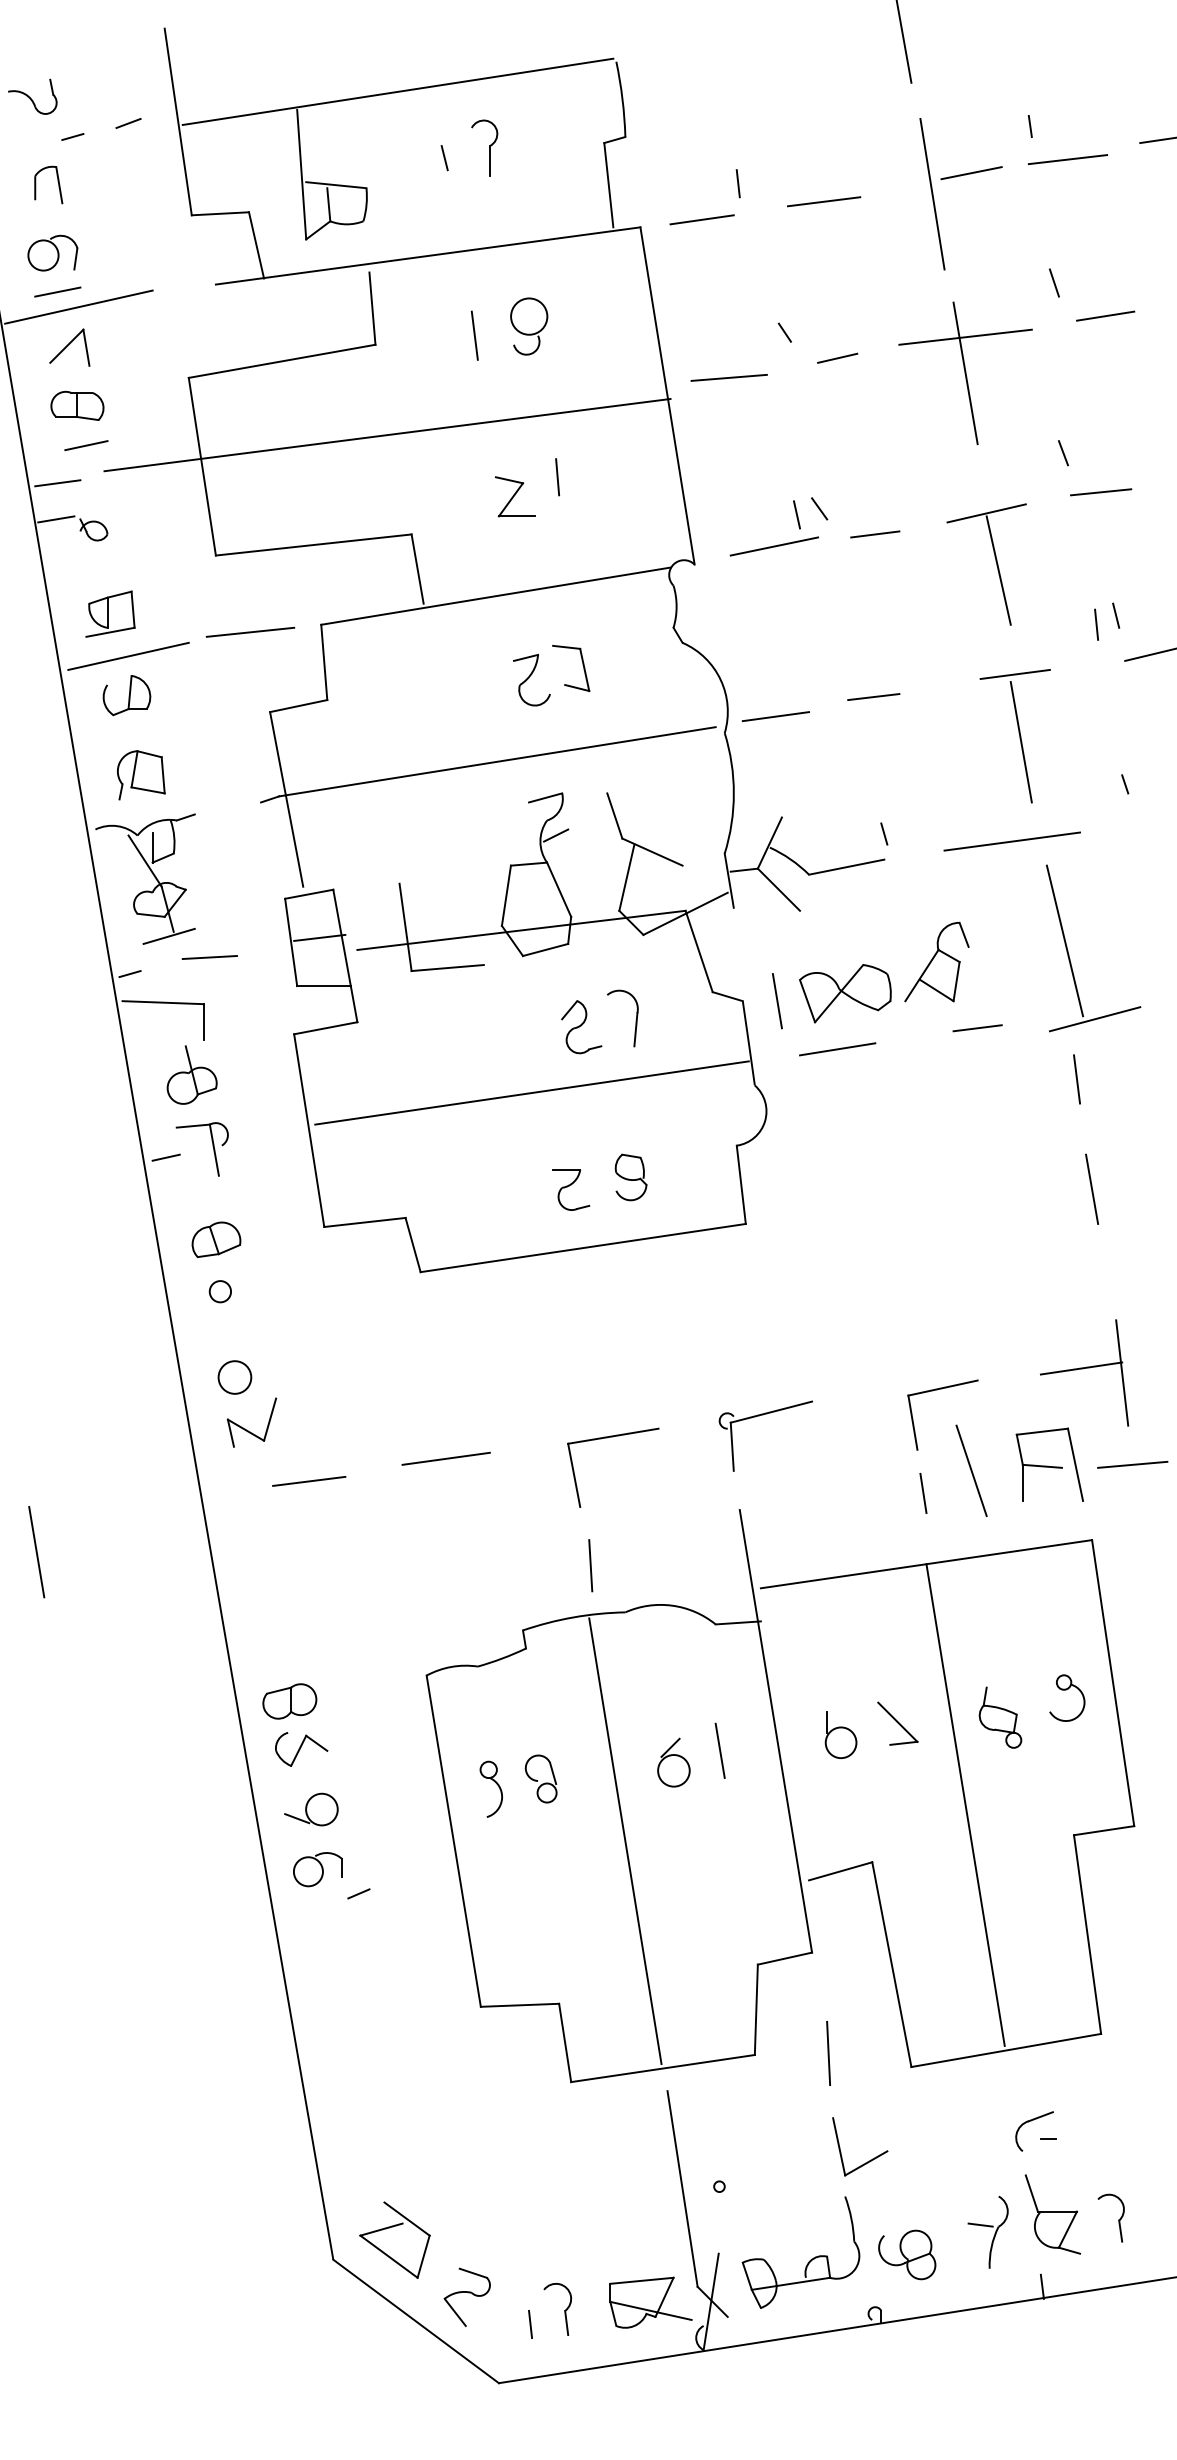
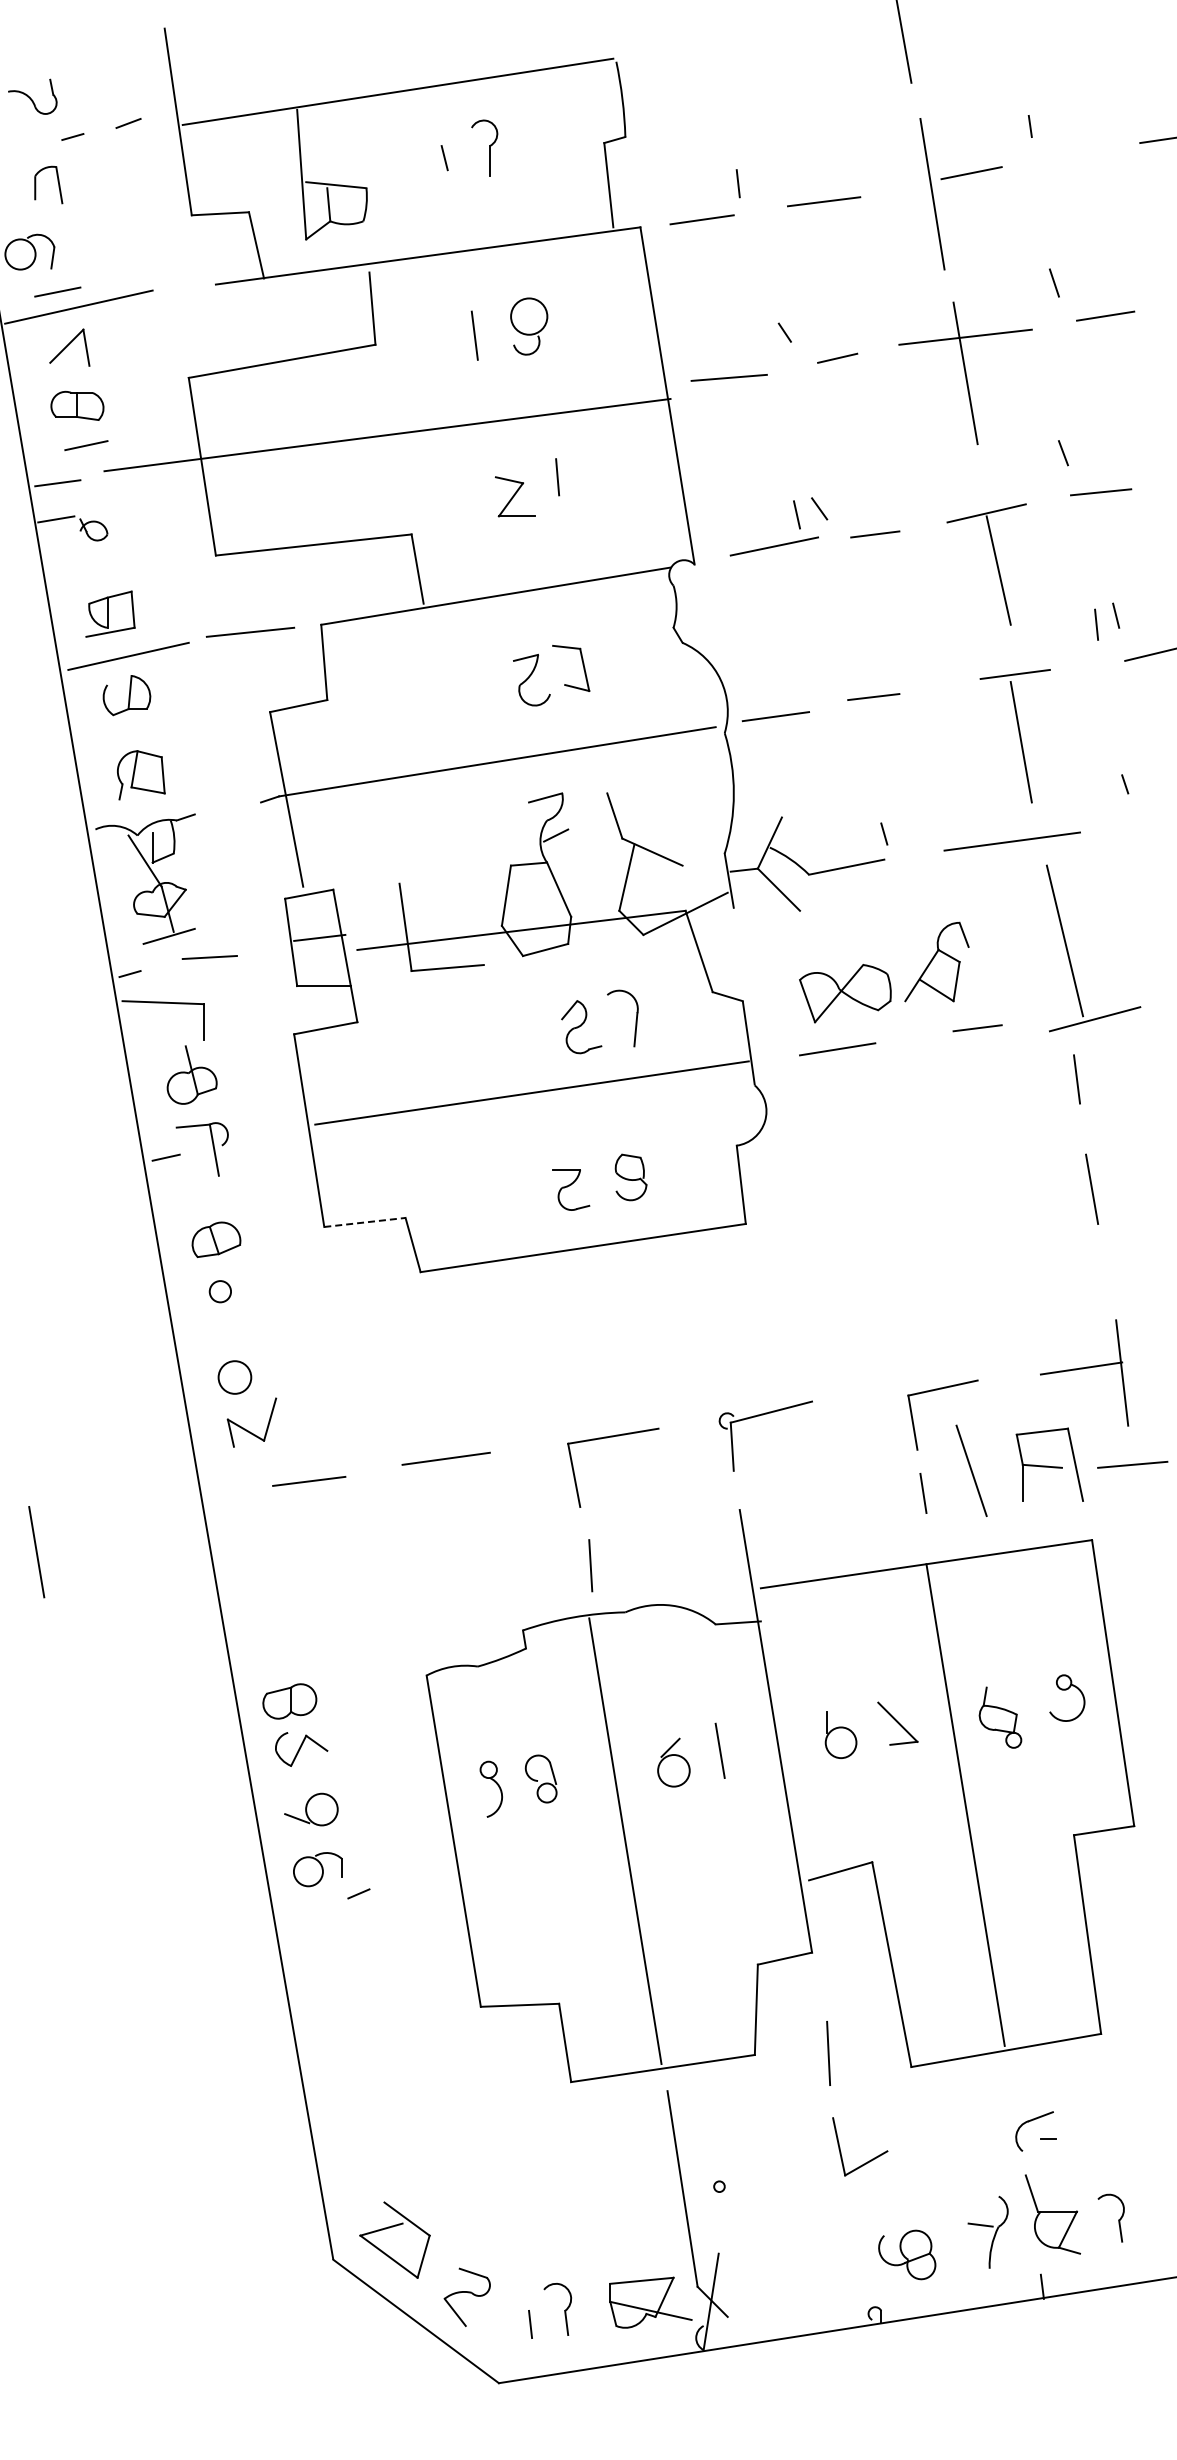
line: present -> none (1067, 159)
part position: (52, 252) -> (29, 251) (29, 251)
line: present -> none (776, 1001)
line: solid -> dashed (364, 1222)
part: present -> none (809, 2260)
